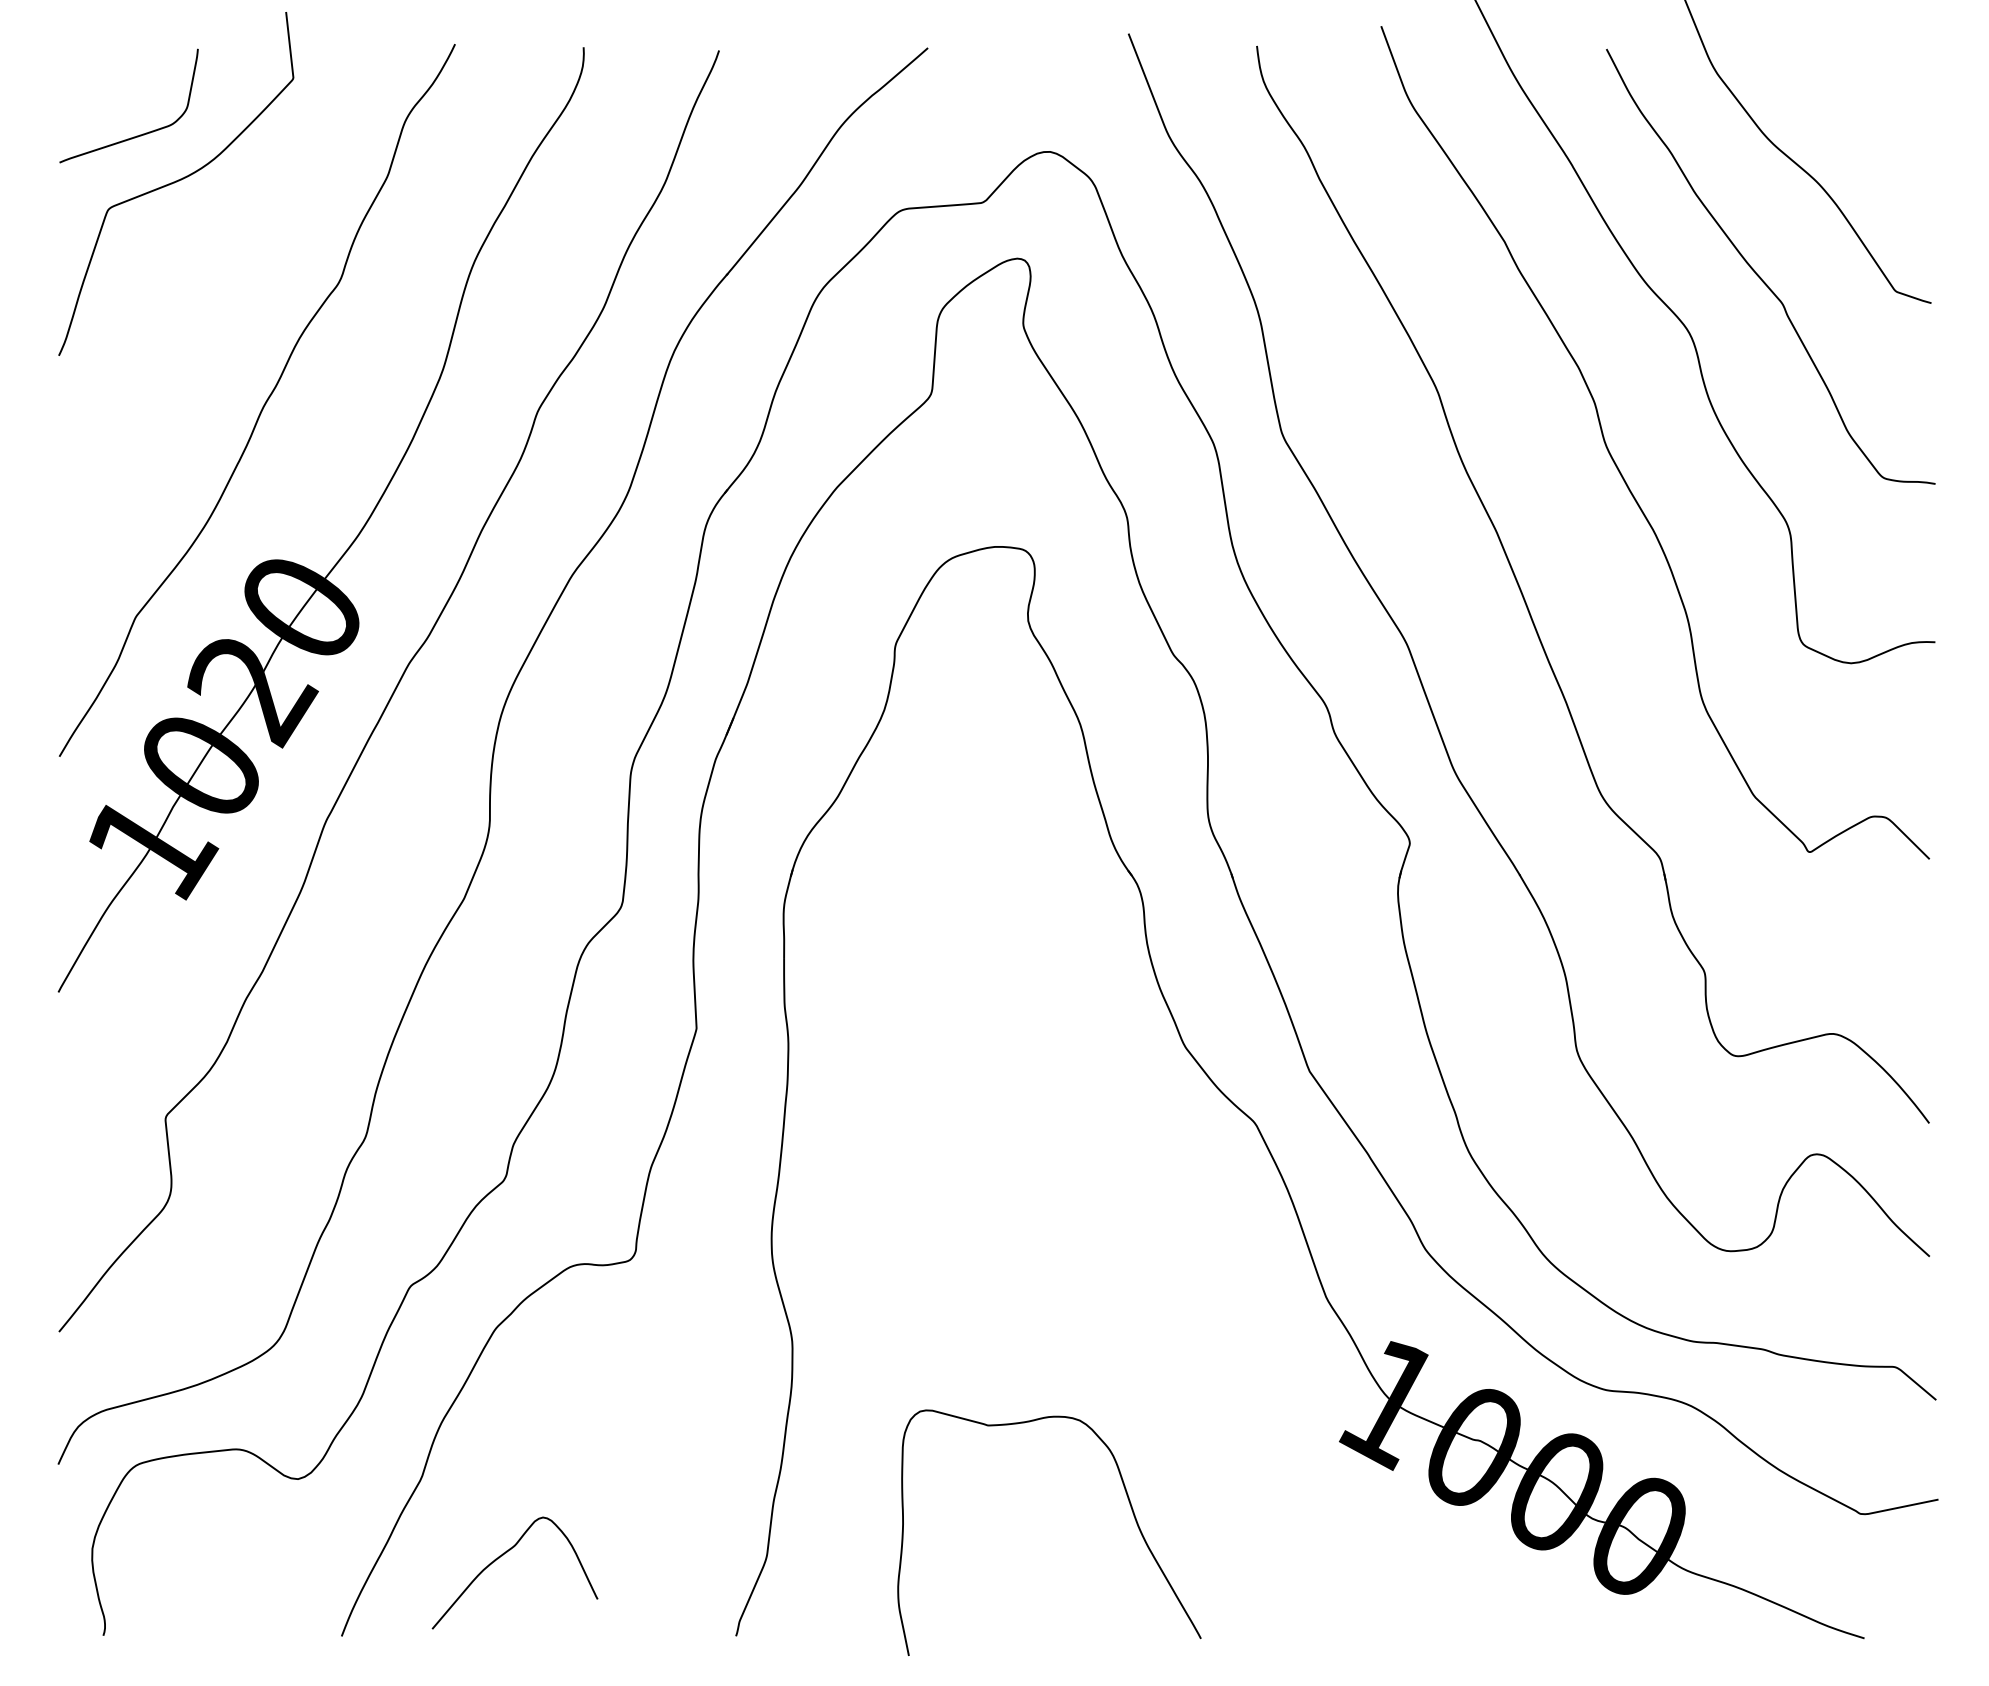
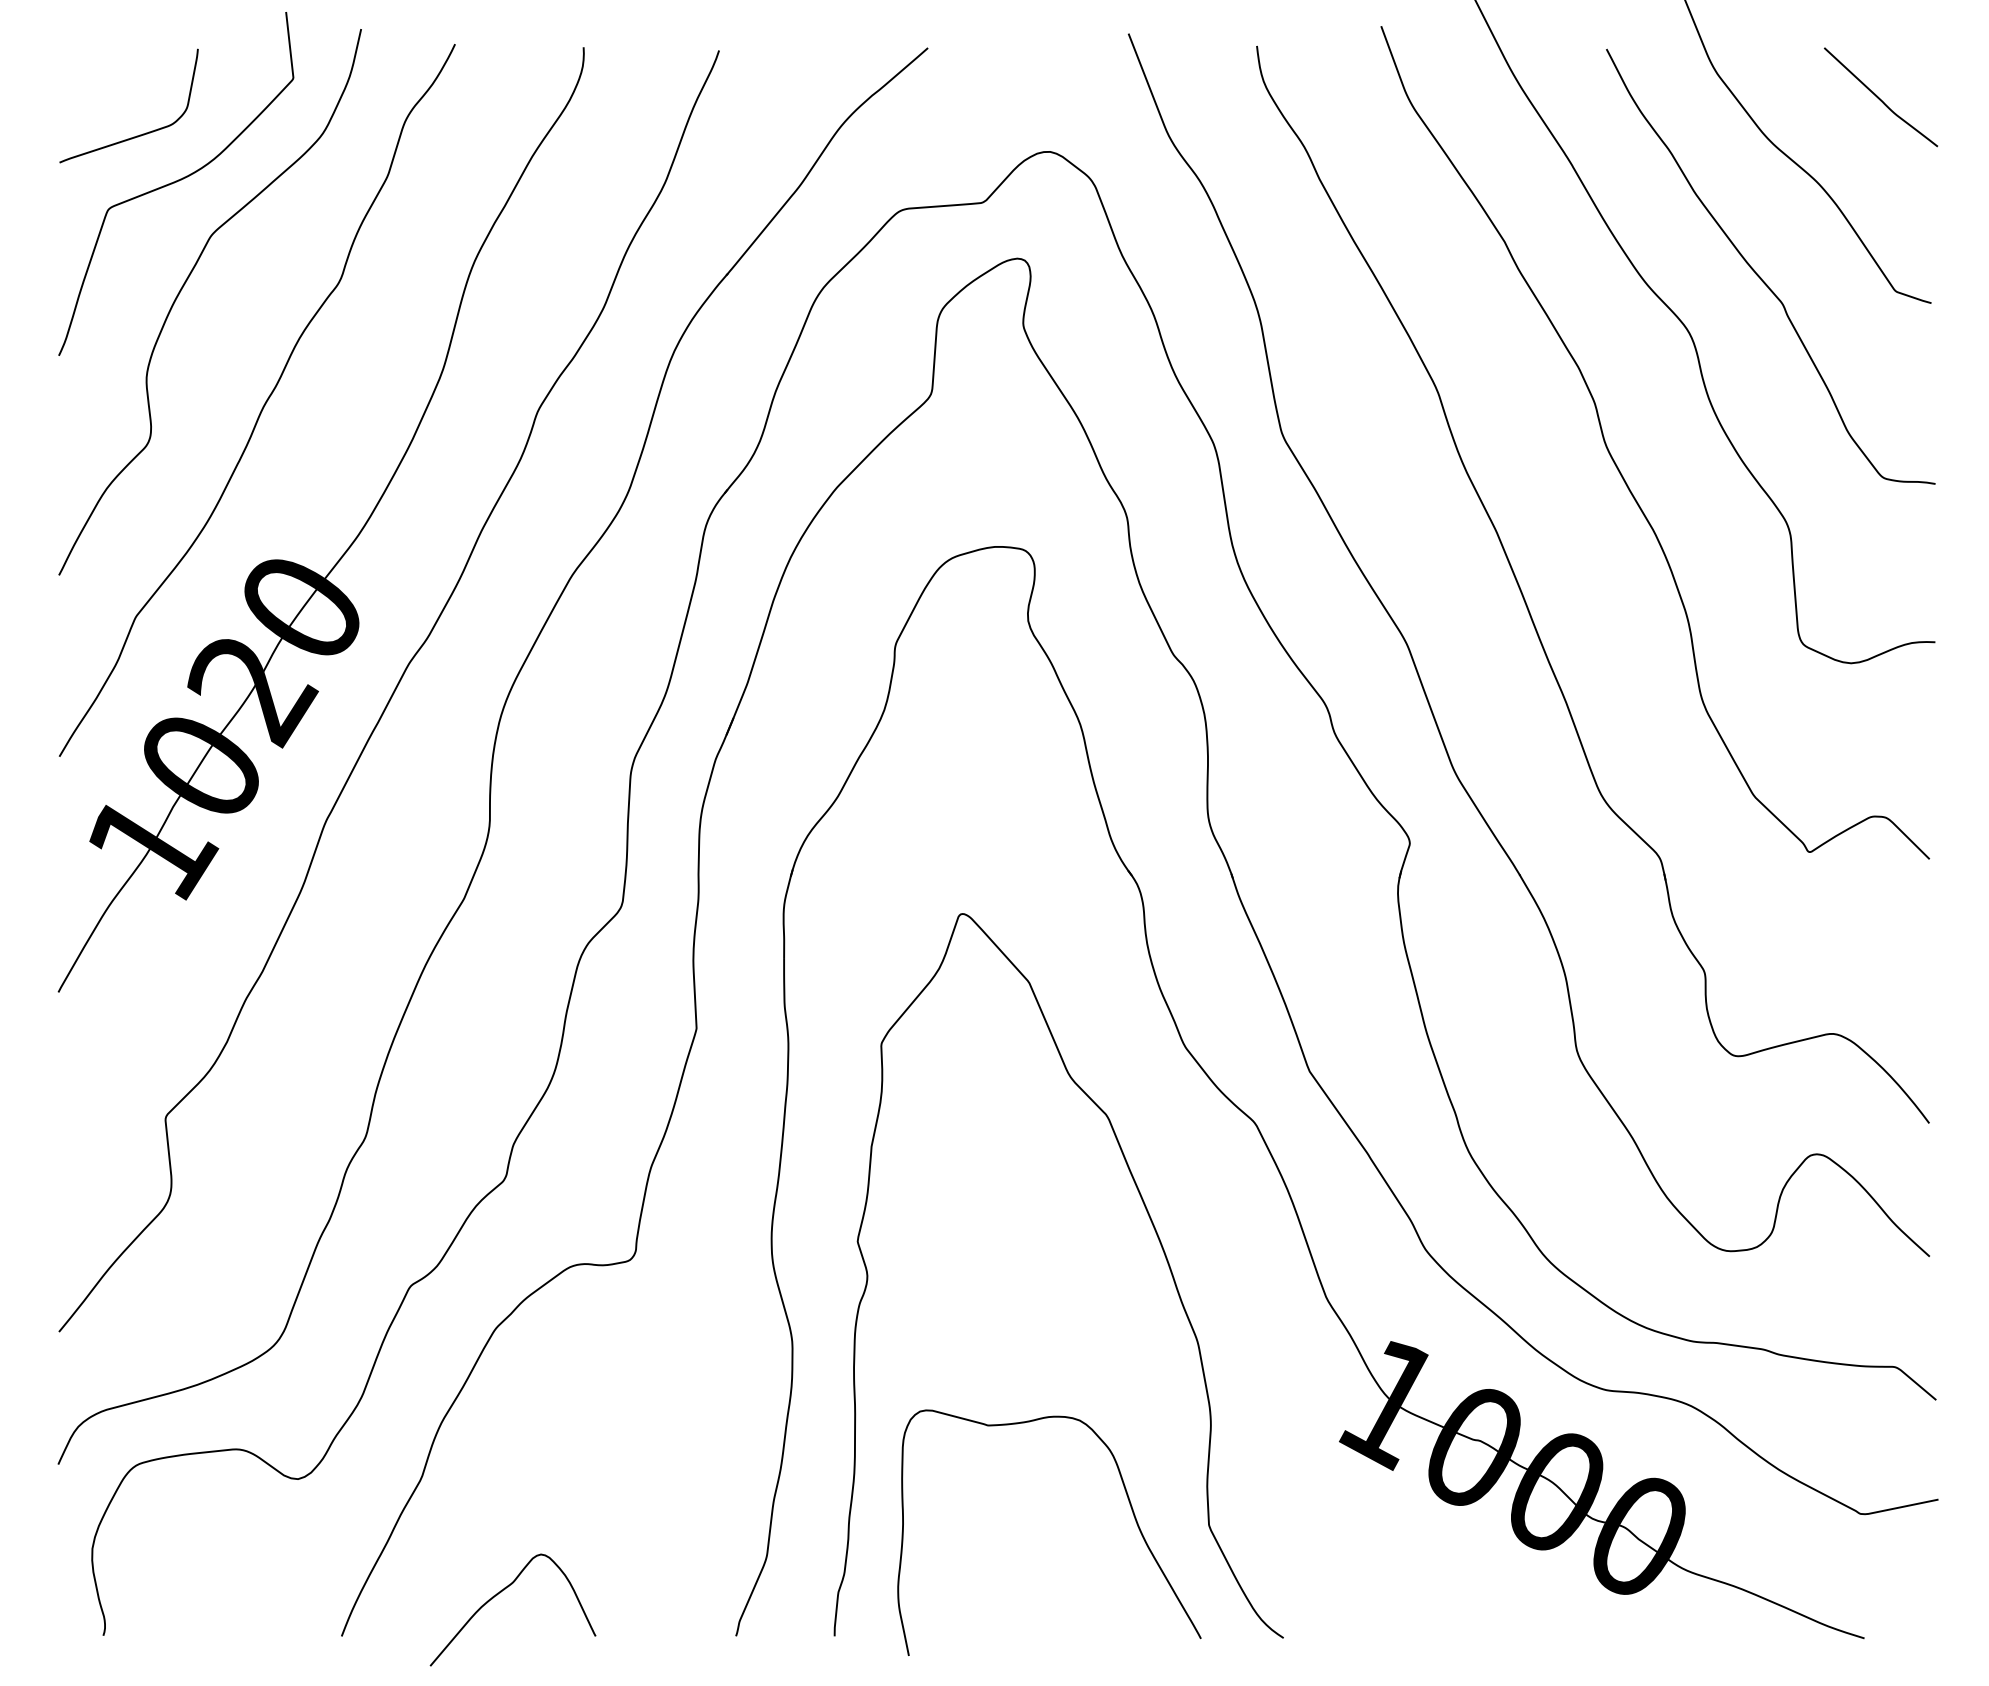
curve: none -> present (1879, 97)
curve: none -> present (182, 289)
curve: none -> present (1155, 1233)
curve position: (502, 1556) -> (500, 1593) (500, 1593)
